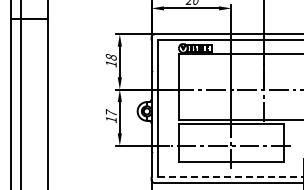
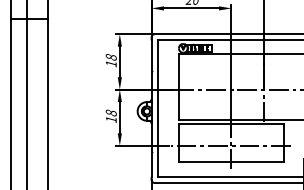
line position: (20, 94) -> (26, 94) (26, 94)
text: 17 -> 18 (110, 112)
line: dashed -> solid (230, 176)
